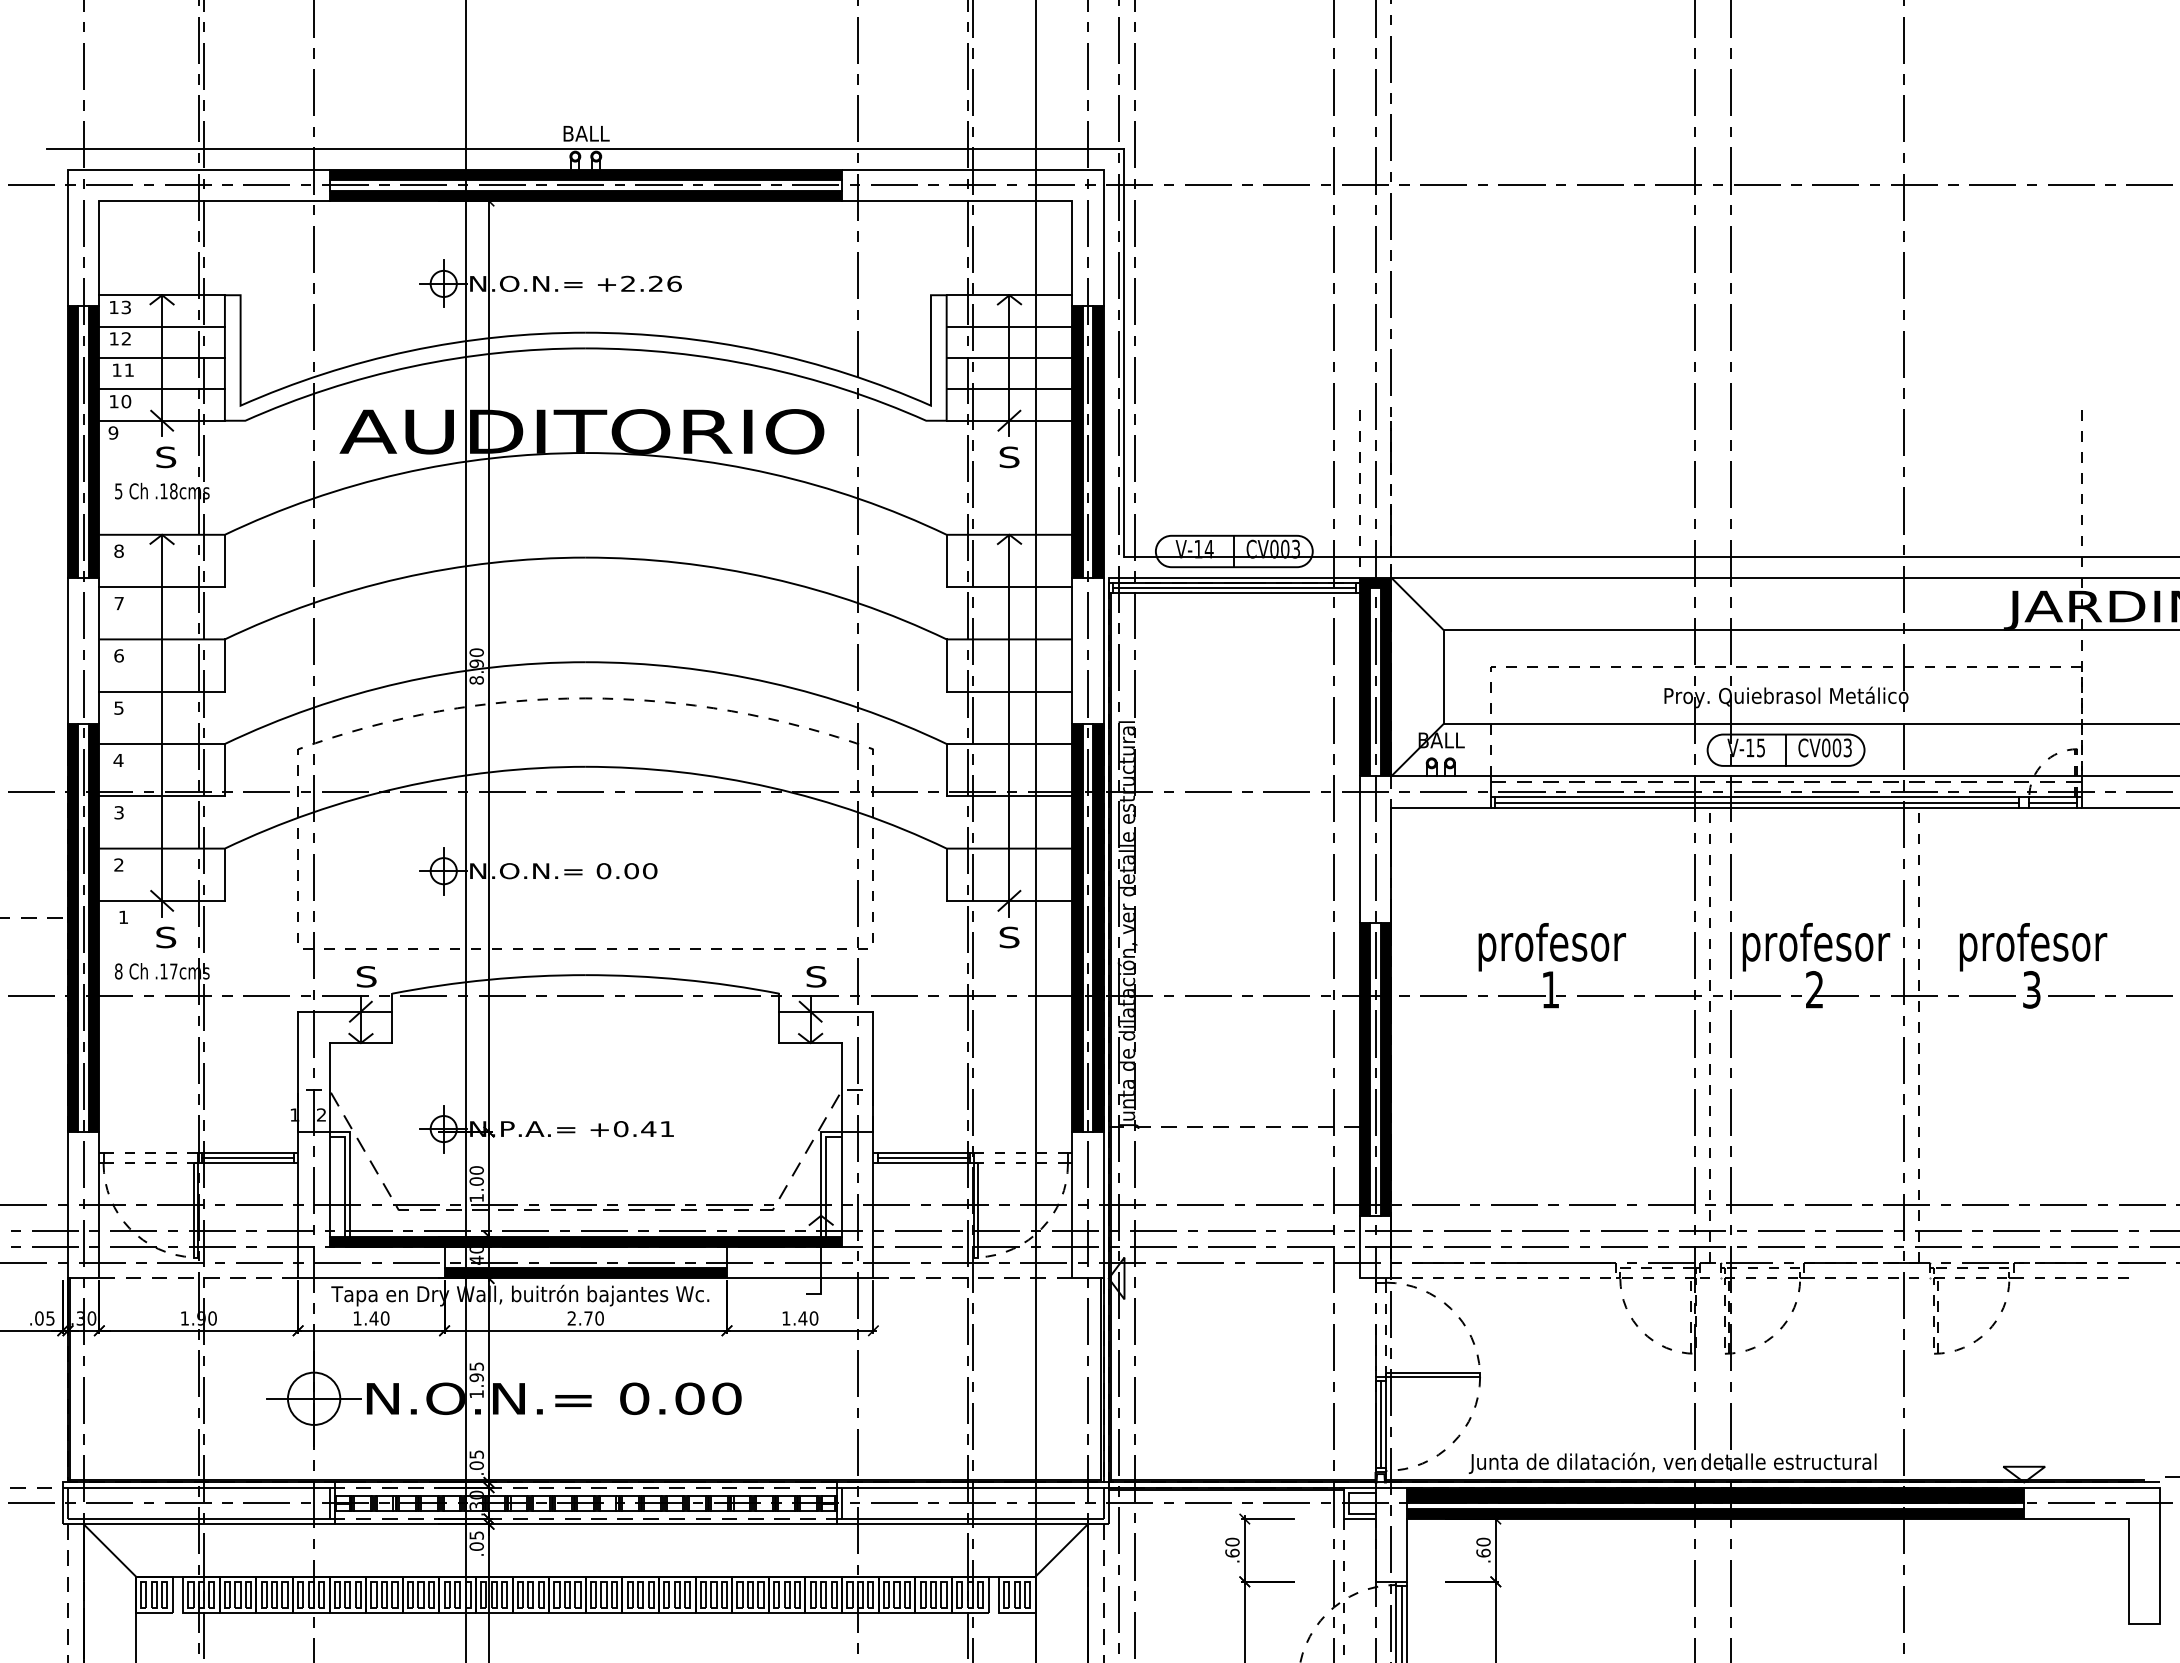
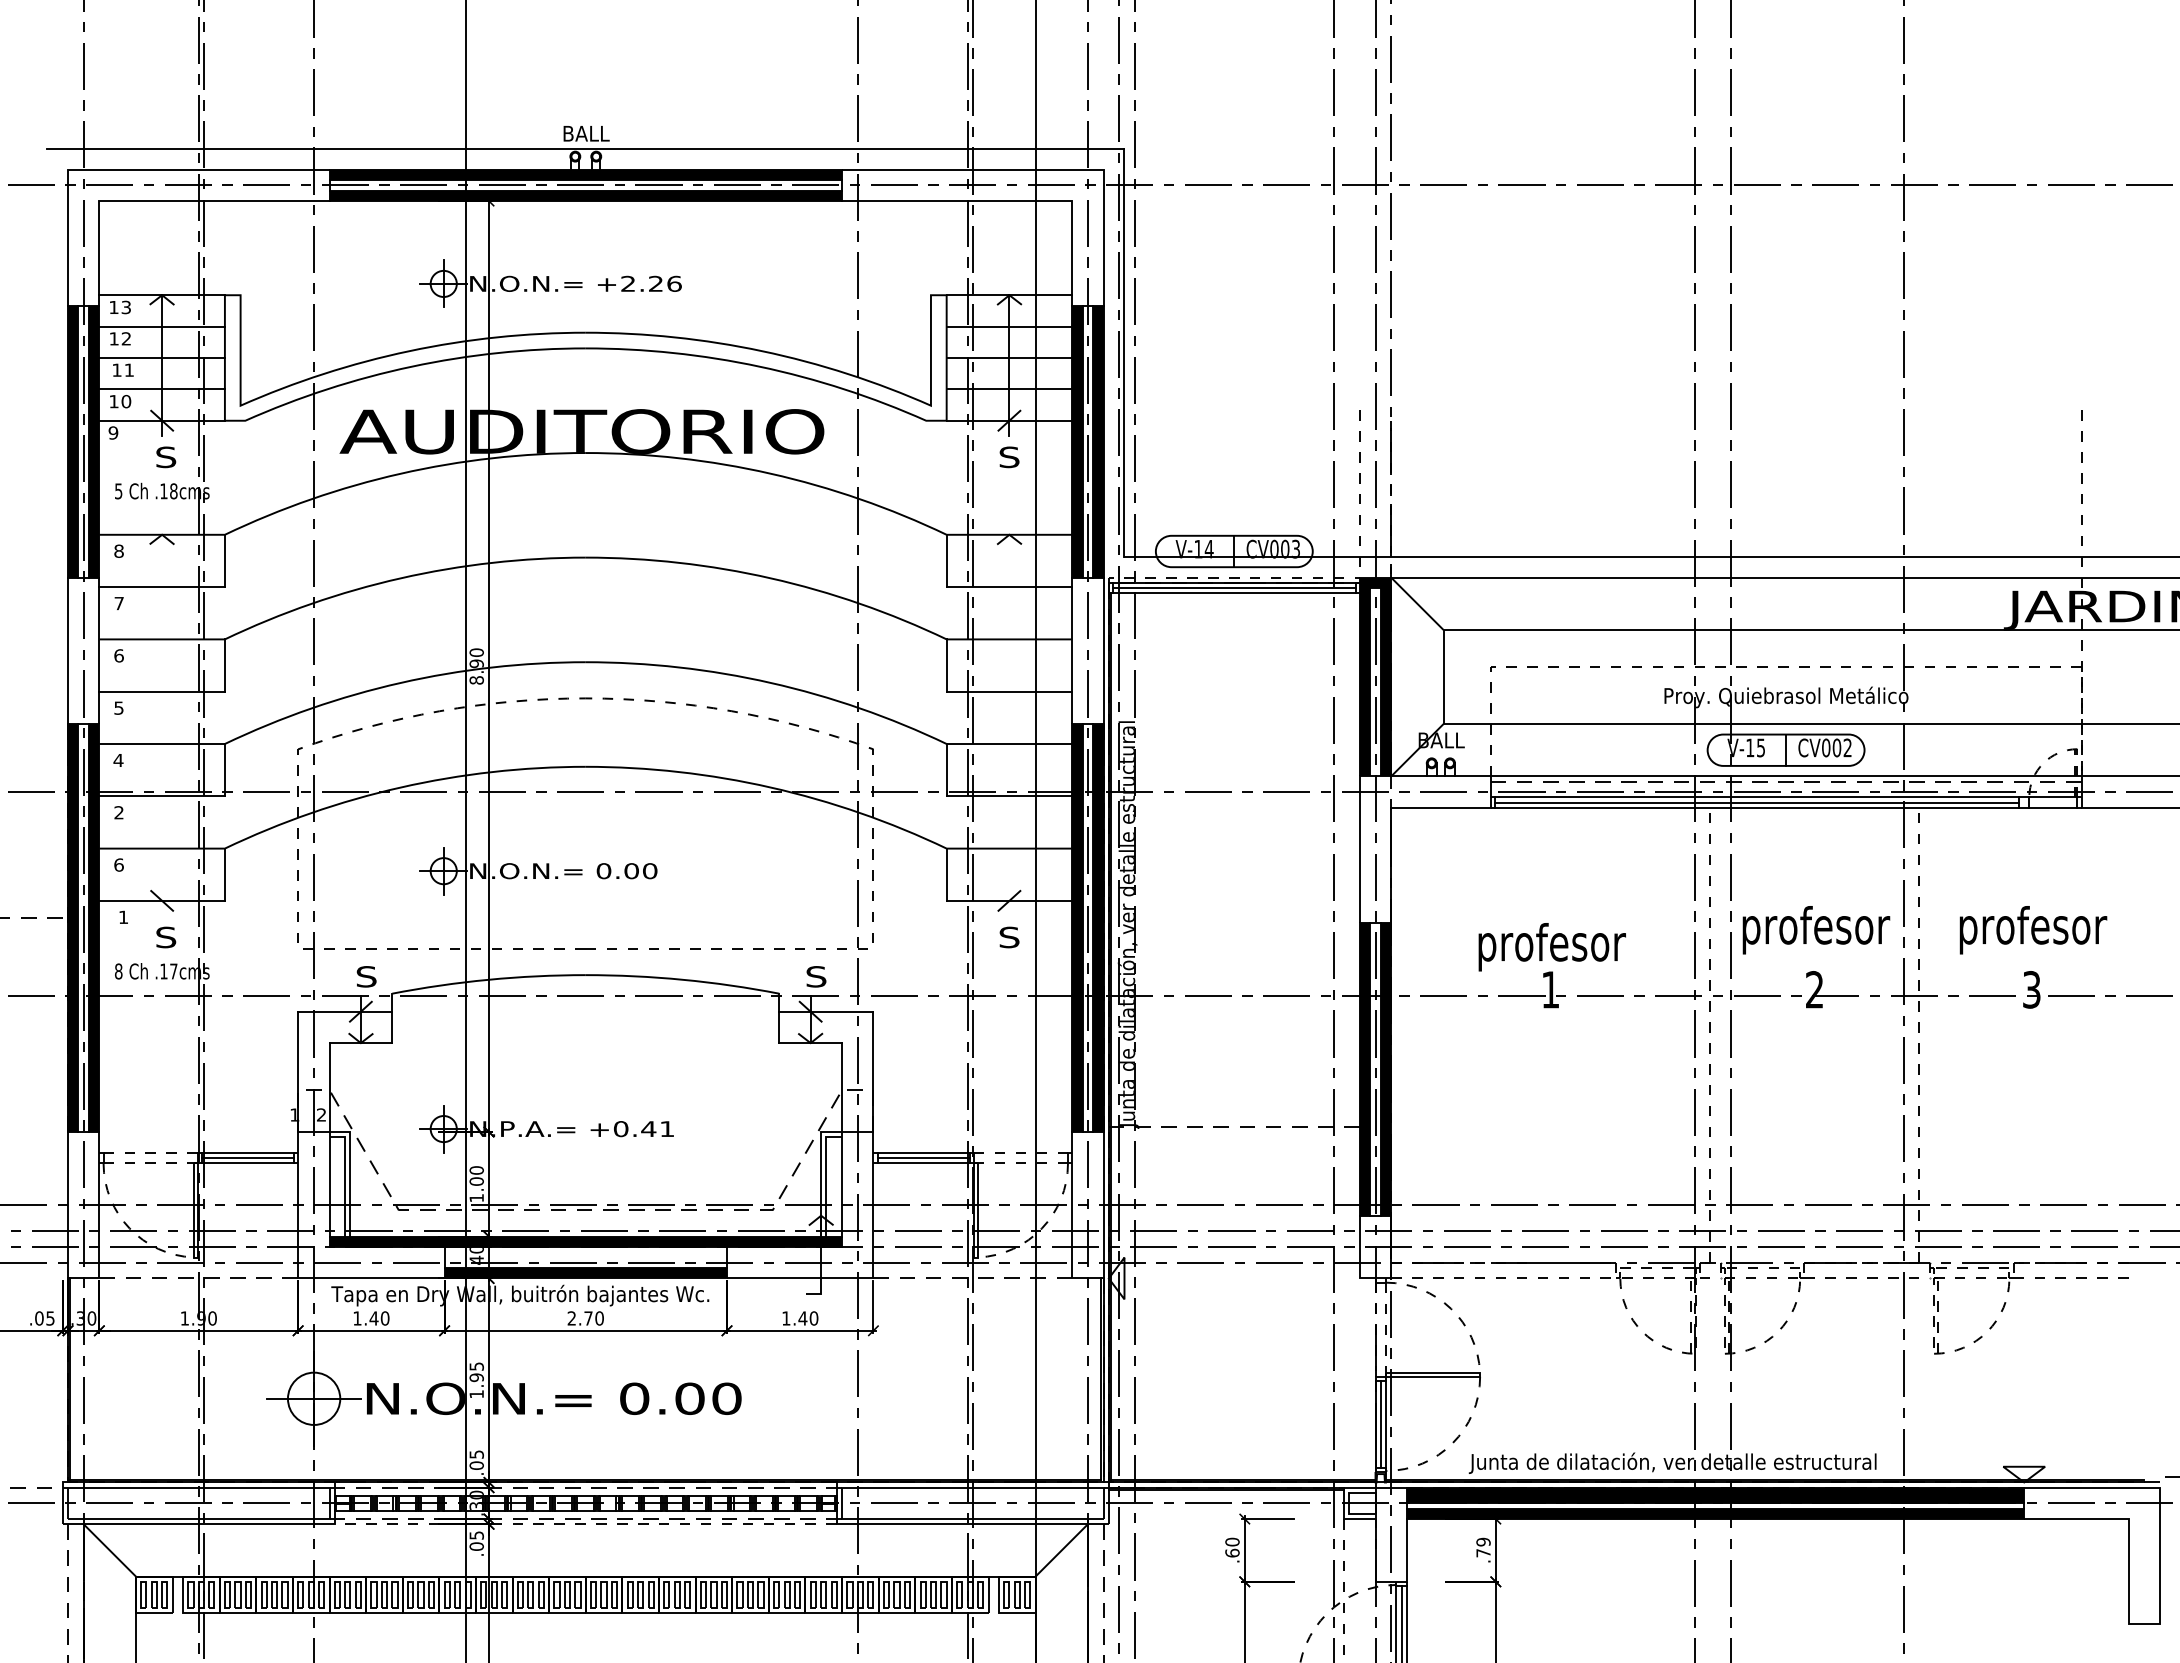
line: solid -> dashed (1231, 577)
line: present -> none (162, 725)
line: present -> none (1009, 725)
text: CV003 -> CV002 (1847, 748)
line: present -> none (2053, 802)
text: 3 -> 2 (118, 812)
text: 2 -> 6 (118, 864)
text position: (1816, 947) -> (1816, 930) (1816, 930)
text position: (2033, 947) -> (2033, 930) (2033, 930)
line: solid -> dashed (585, 1524)
text: .60 -> .79 (1483, 1547)
